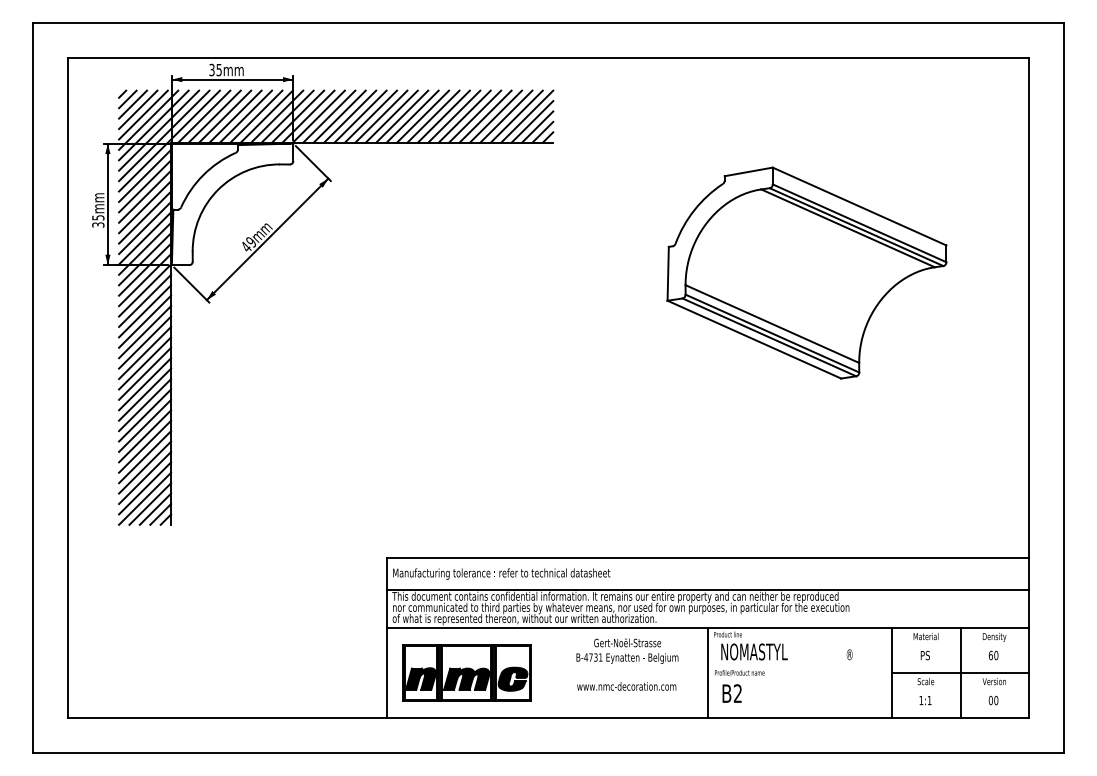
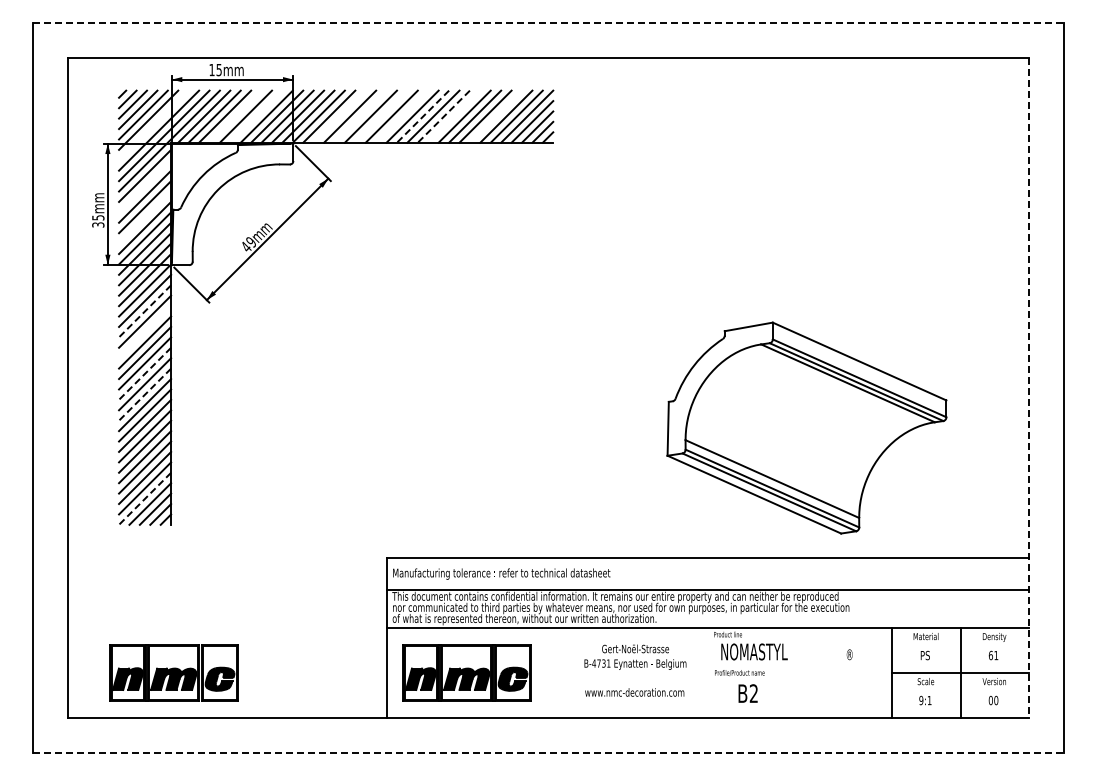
line: solid -> dashed (548, 23)
text: 35mm -> 15mm (211, 69)
line: present -> none (235, 116)
line: present -> none (256, 116)
line: present -> none (339, 116)
line: present -> none (360, 116)
line: present -> none (381, 116)
line: present -> none (402, 116)
line: solid -> dashed (423, 116)
line: solid -> dashed (443, 116)
line: present -> none (454, 116)
line: present -> none (495, 116)
line: present -> none (153, 125)
line: present -> none (145, 186)
line: present -> none (145, 217)
part position: (806, 272) -> (806, 427) (806, 427)
line: solid -> dashed (145, 311)
line: present -> none (145, 332)
line: solid -> dashed (145, 373)
line: solid -> dashed (1029, 387)
line: solid -> dashed (145, 394)
line: solid -> dashed (145, 498)
text: 60 -> 61 (996, 655)
text position: (627, 664) -> (635, 670) (635, 670)
part: none -> present (173, 672)
line: present -> none (708, 672)
text position: (731, 693) -> (747, 693) (747, 693)
text: 1:1 -> 9:1 (921, 700)
line: solid -> dashed (548, 752)
